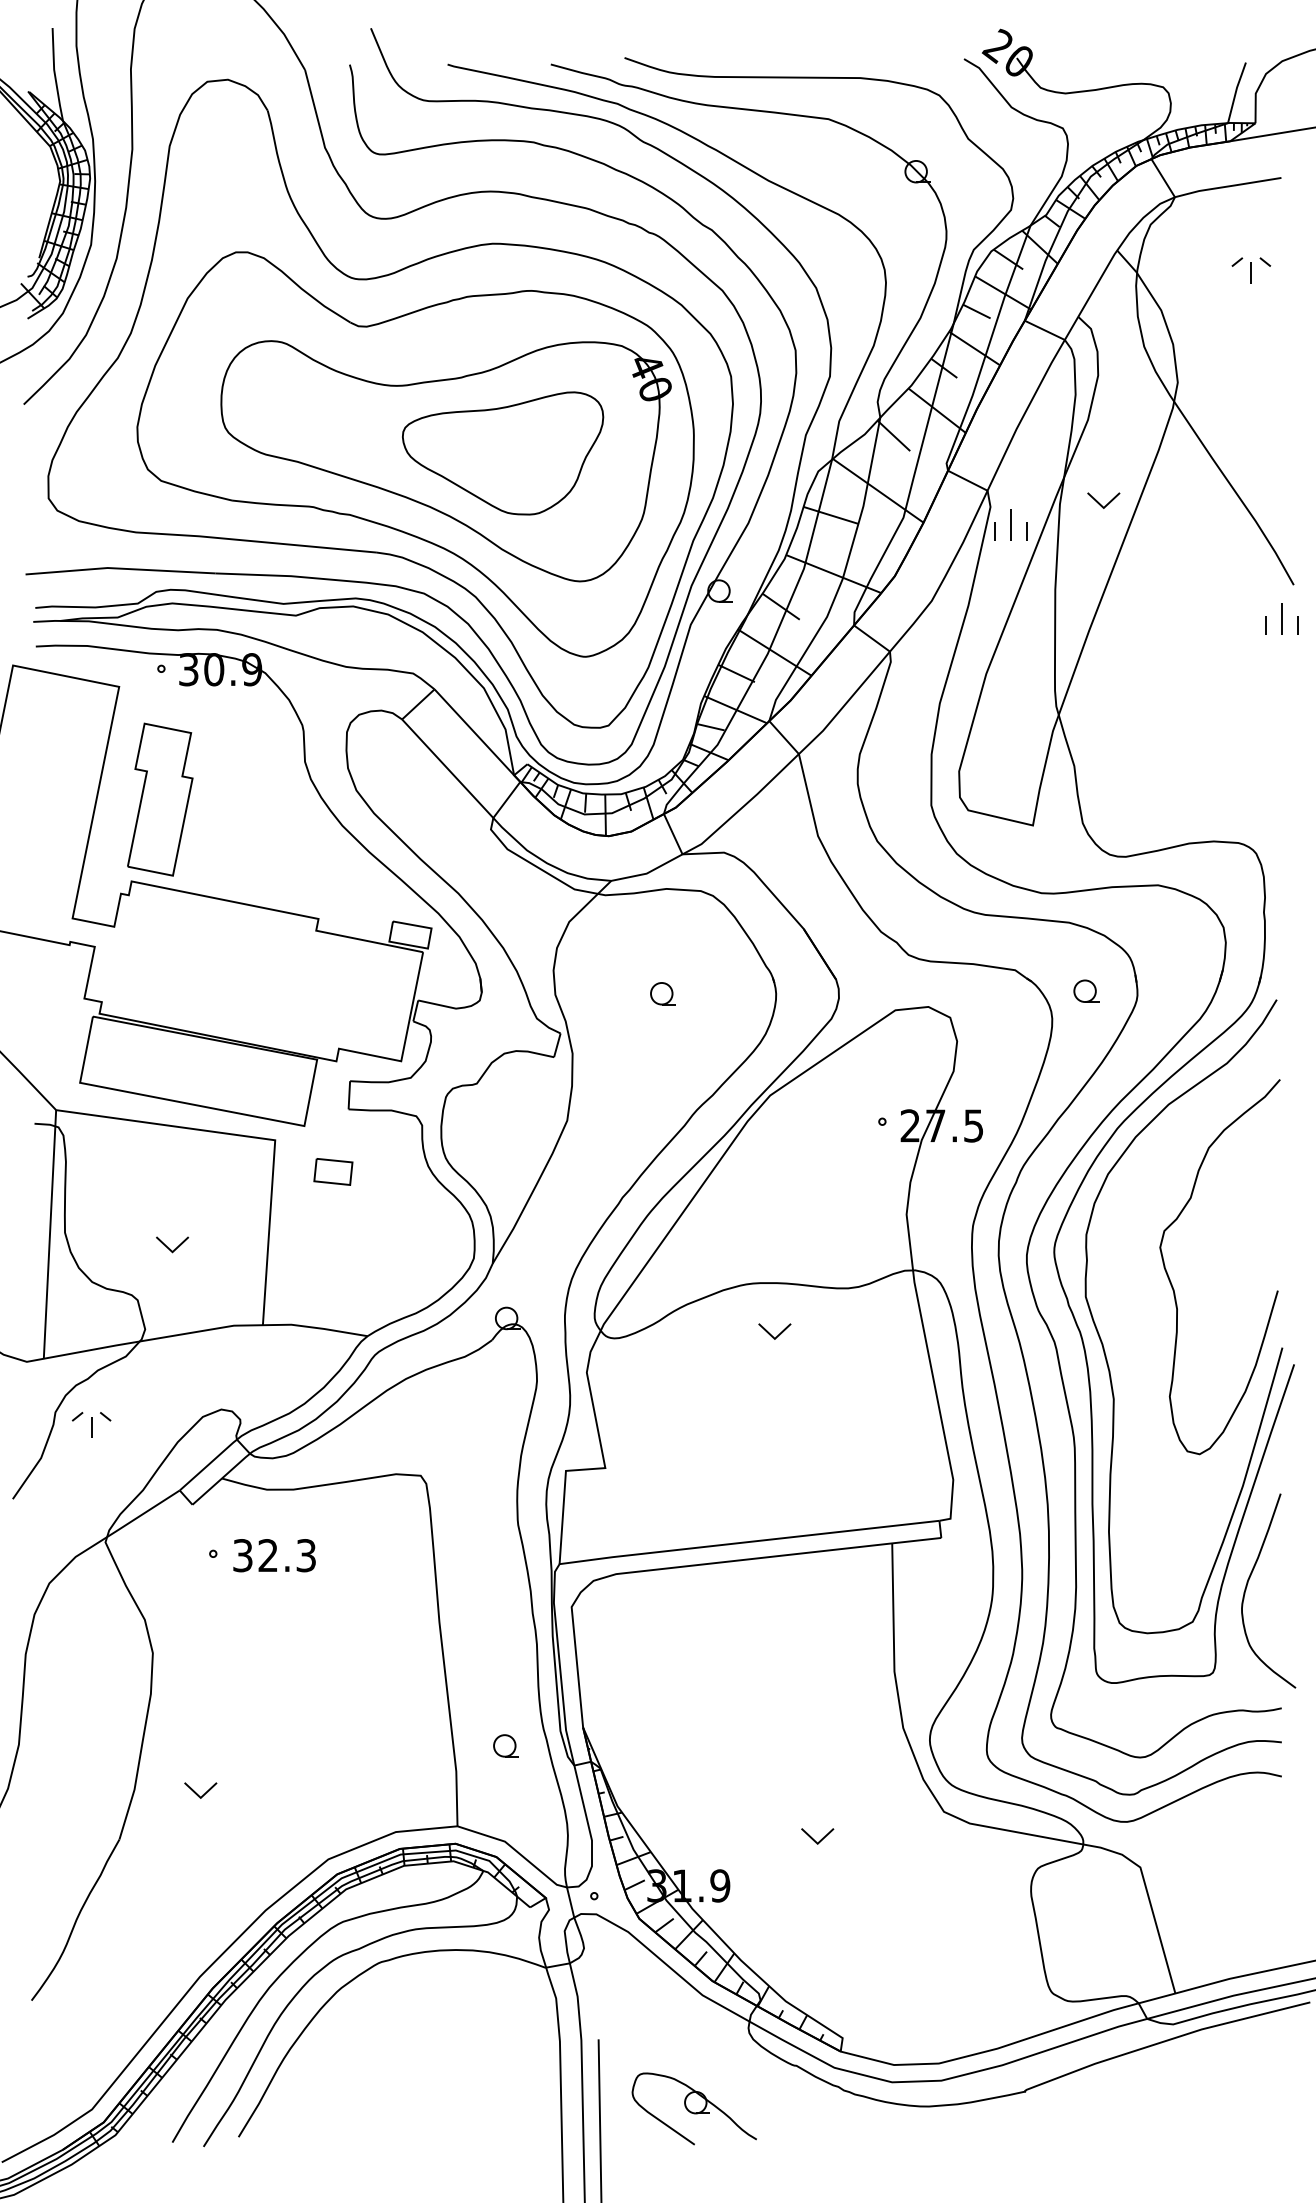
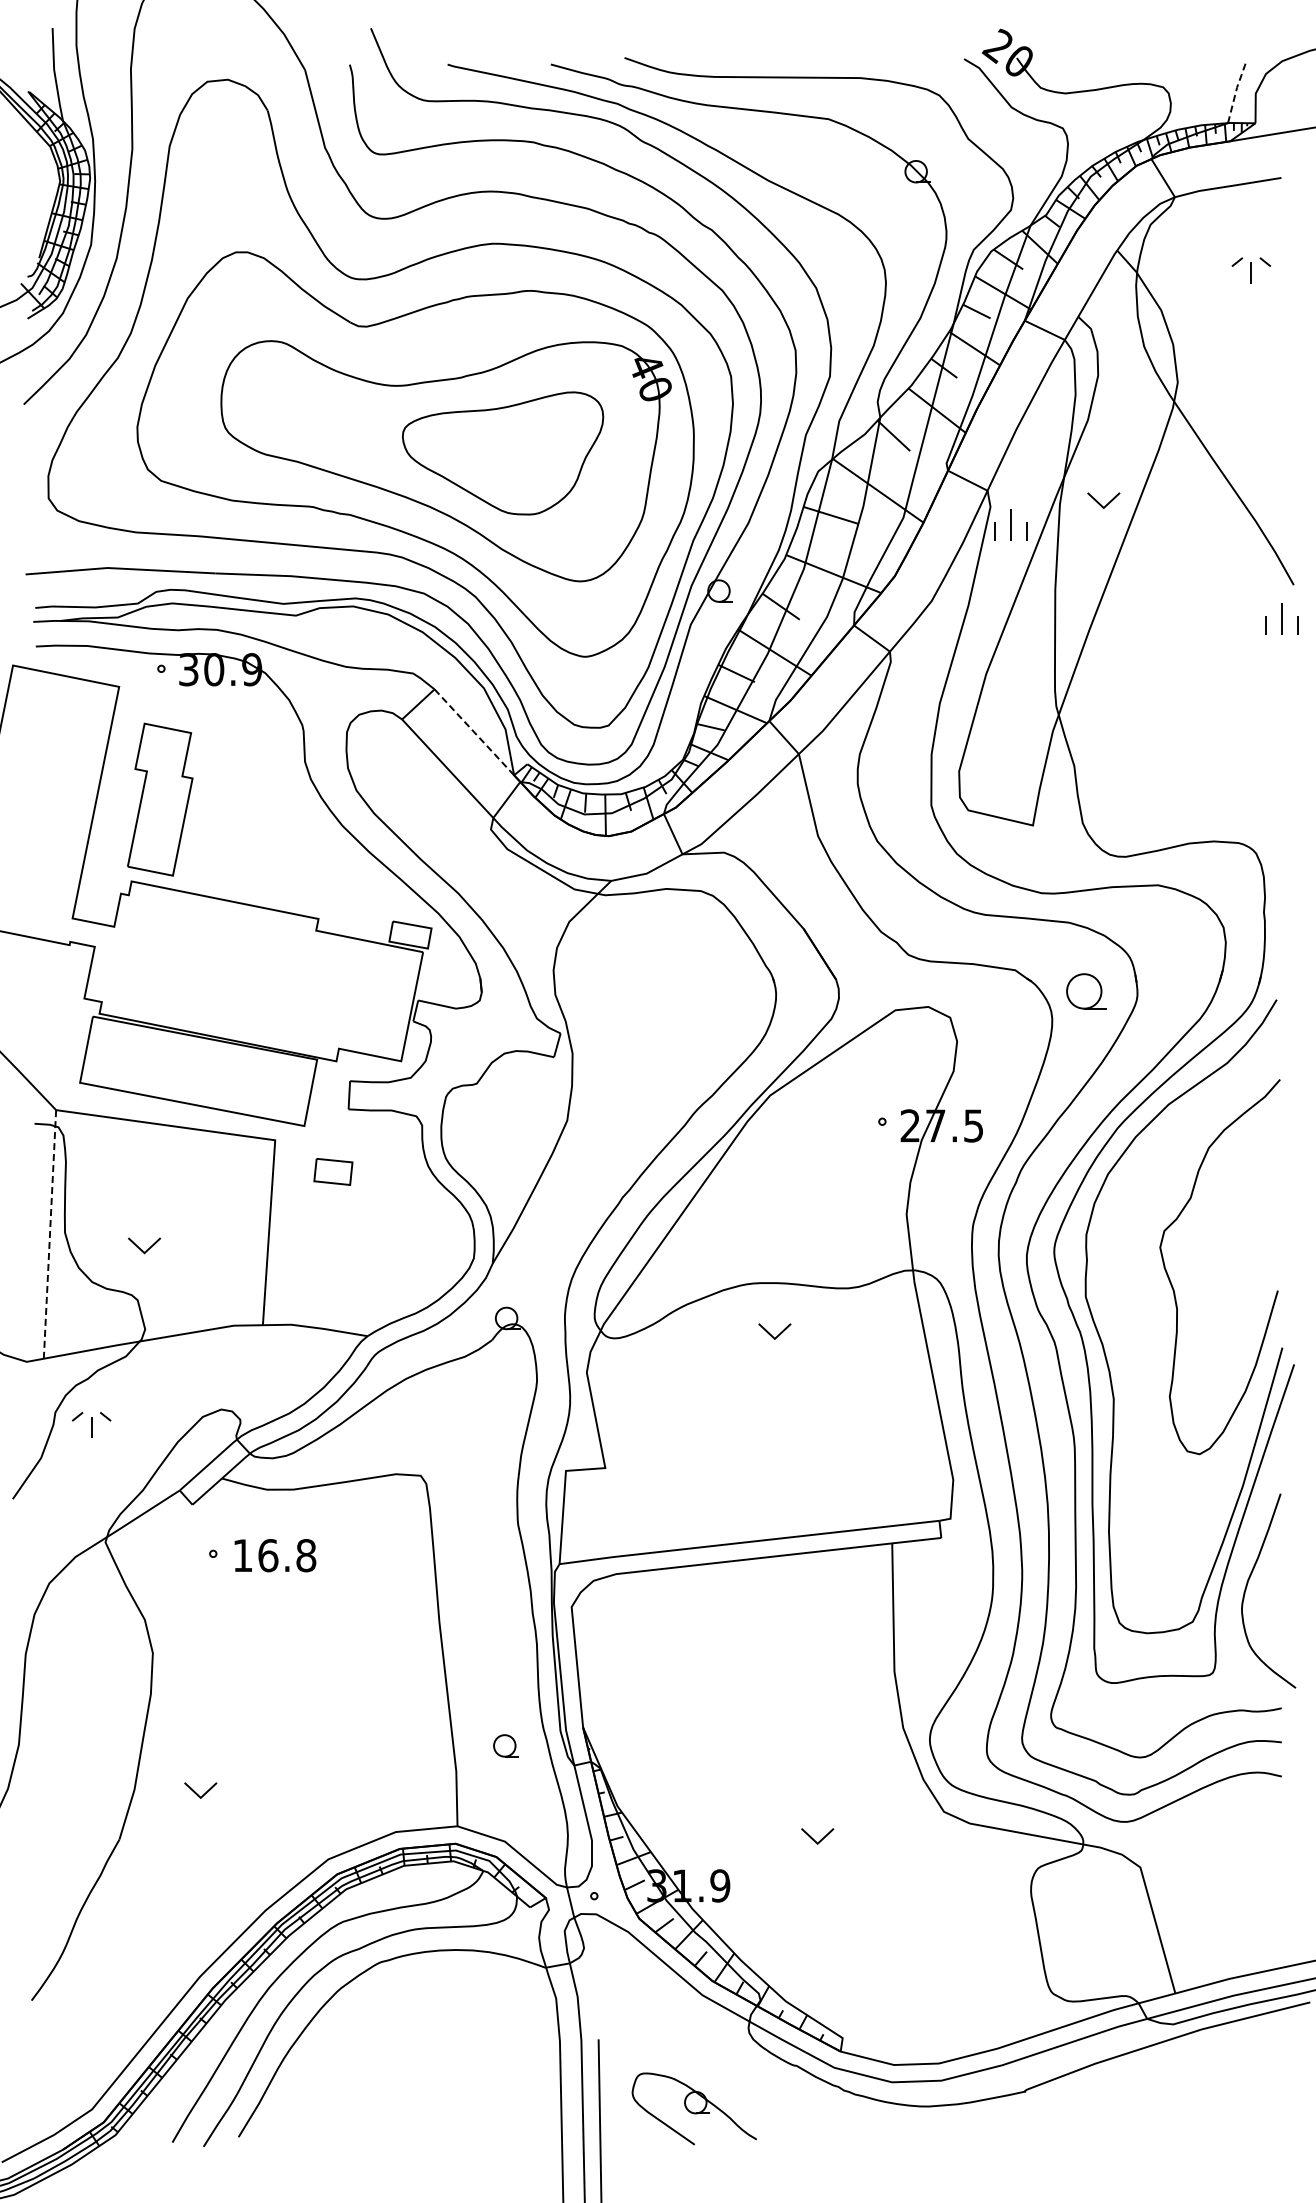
line: solid -> dashed (1236, 90)
line: solid -> dashed (474, 732)
part size: 27x24 px -> 41x37 px (1086, 991)
part: present -> none (662, 993)
line: solid -> dashed (49, 1234)
part position: (172, 1244) -> (144, 1245) (144, 1245)
text: 32.3 -> 16.8 (274, 1555)
